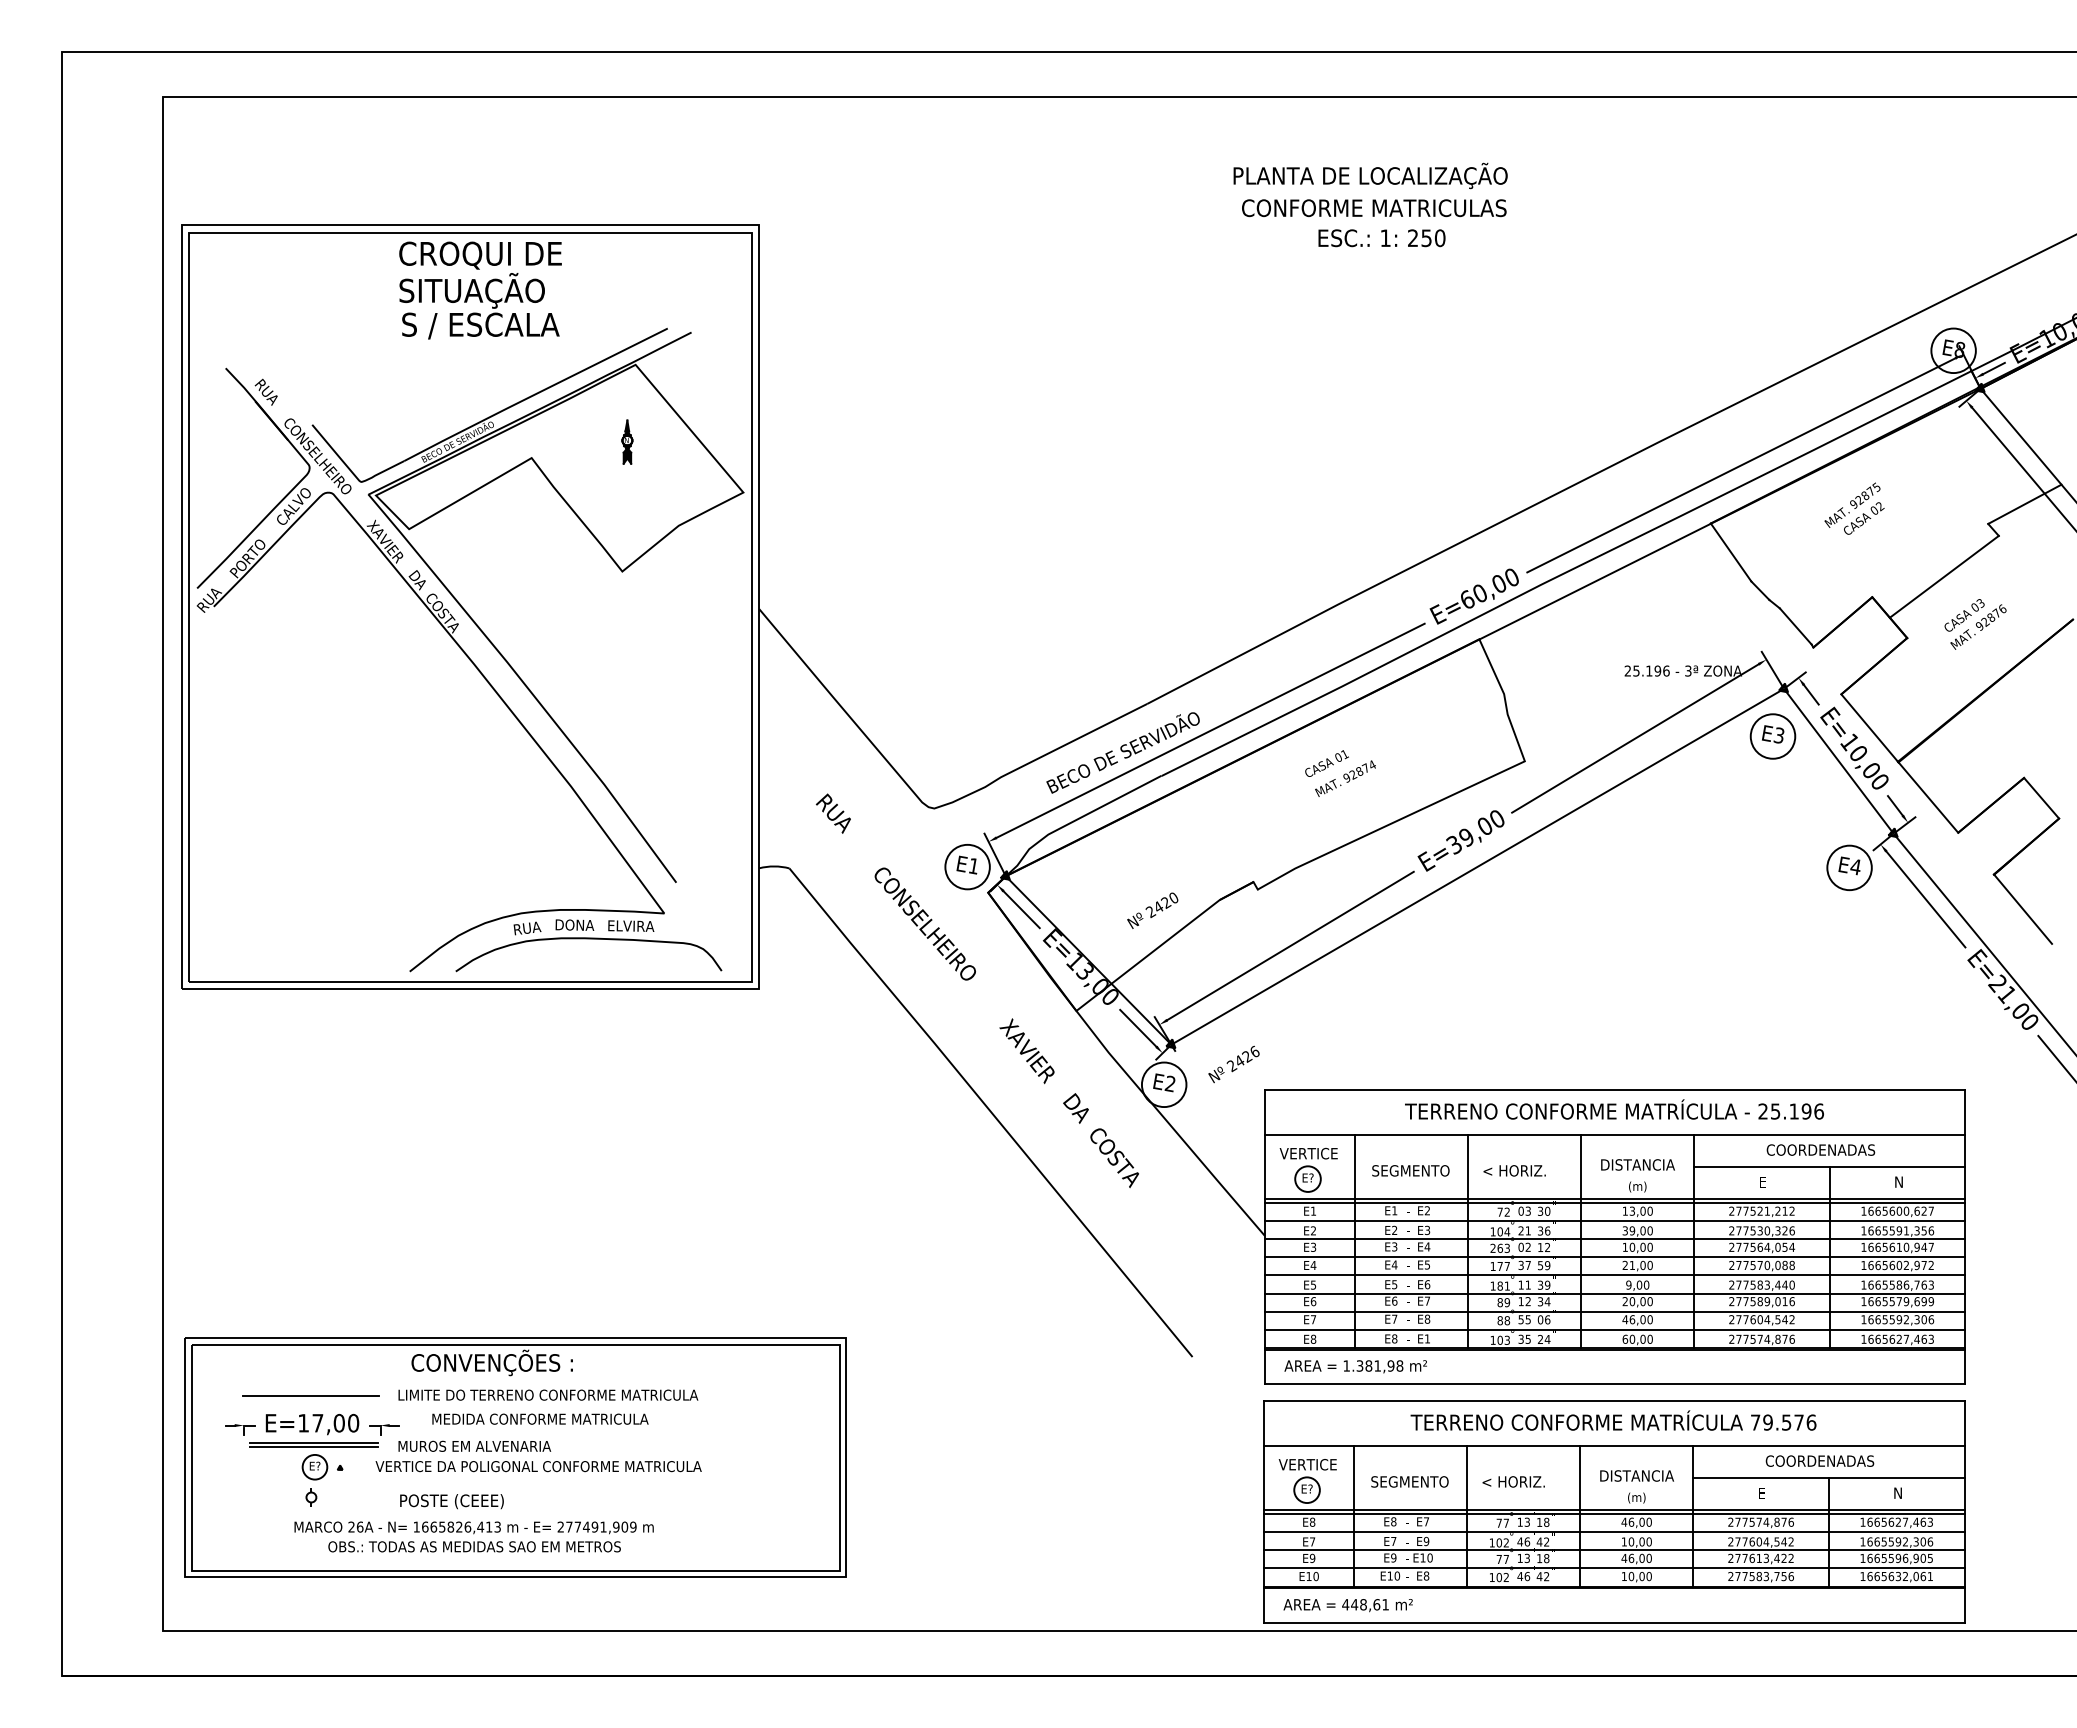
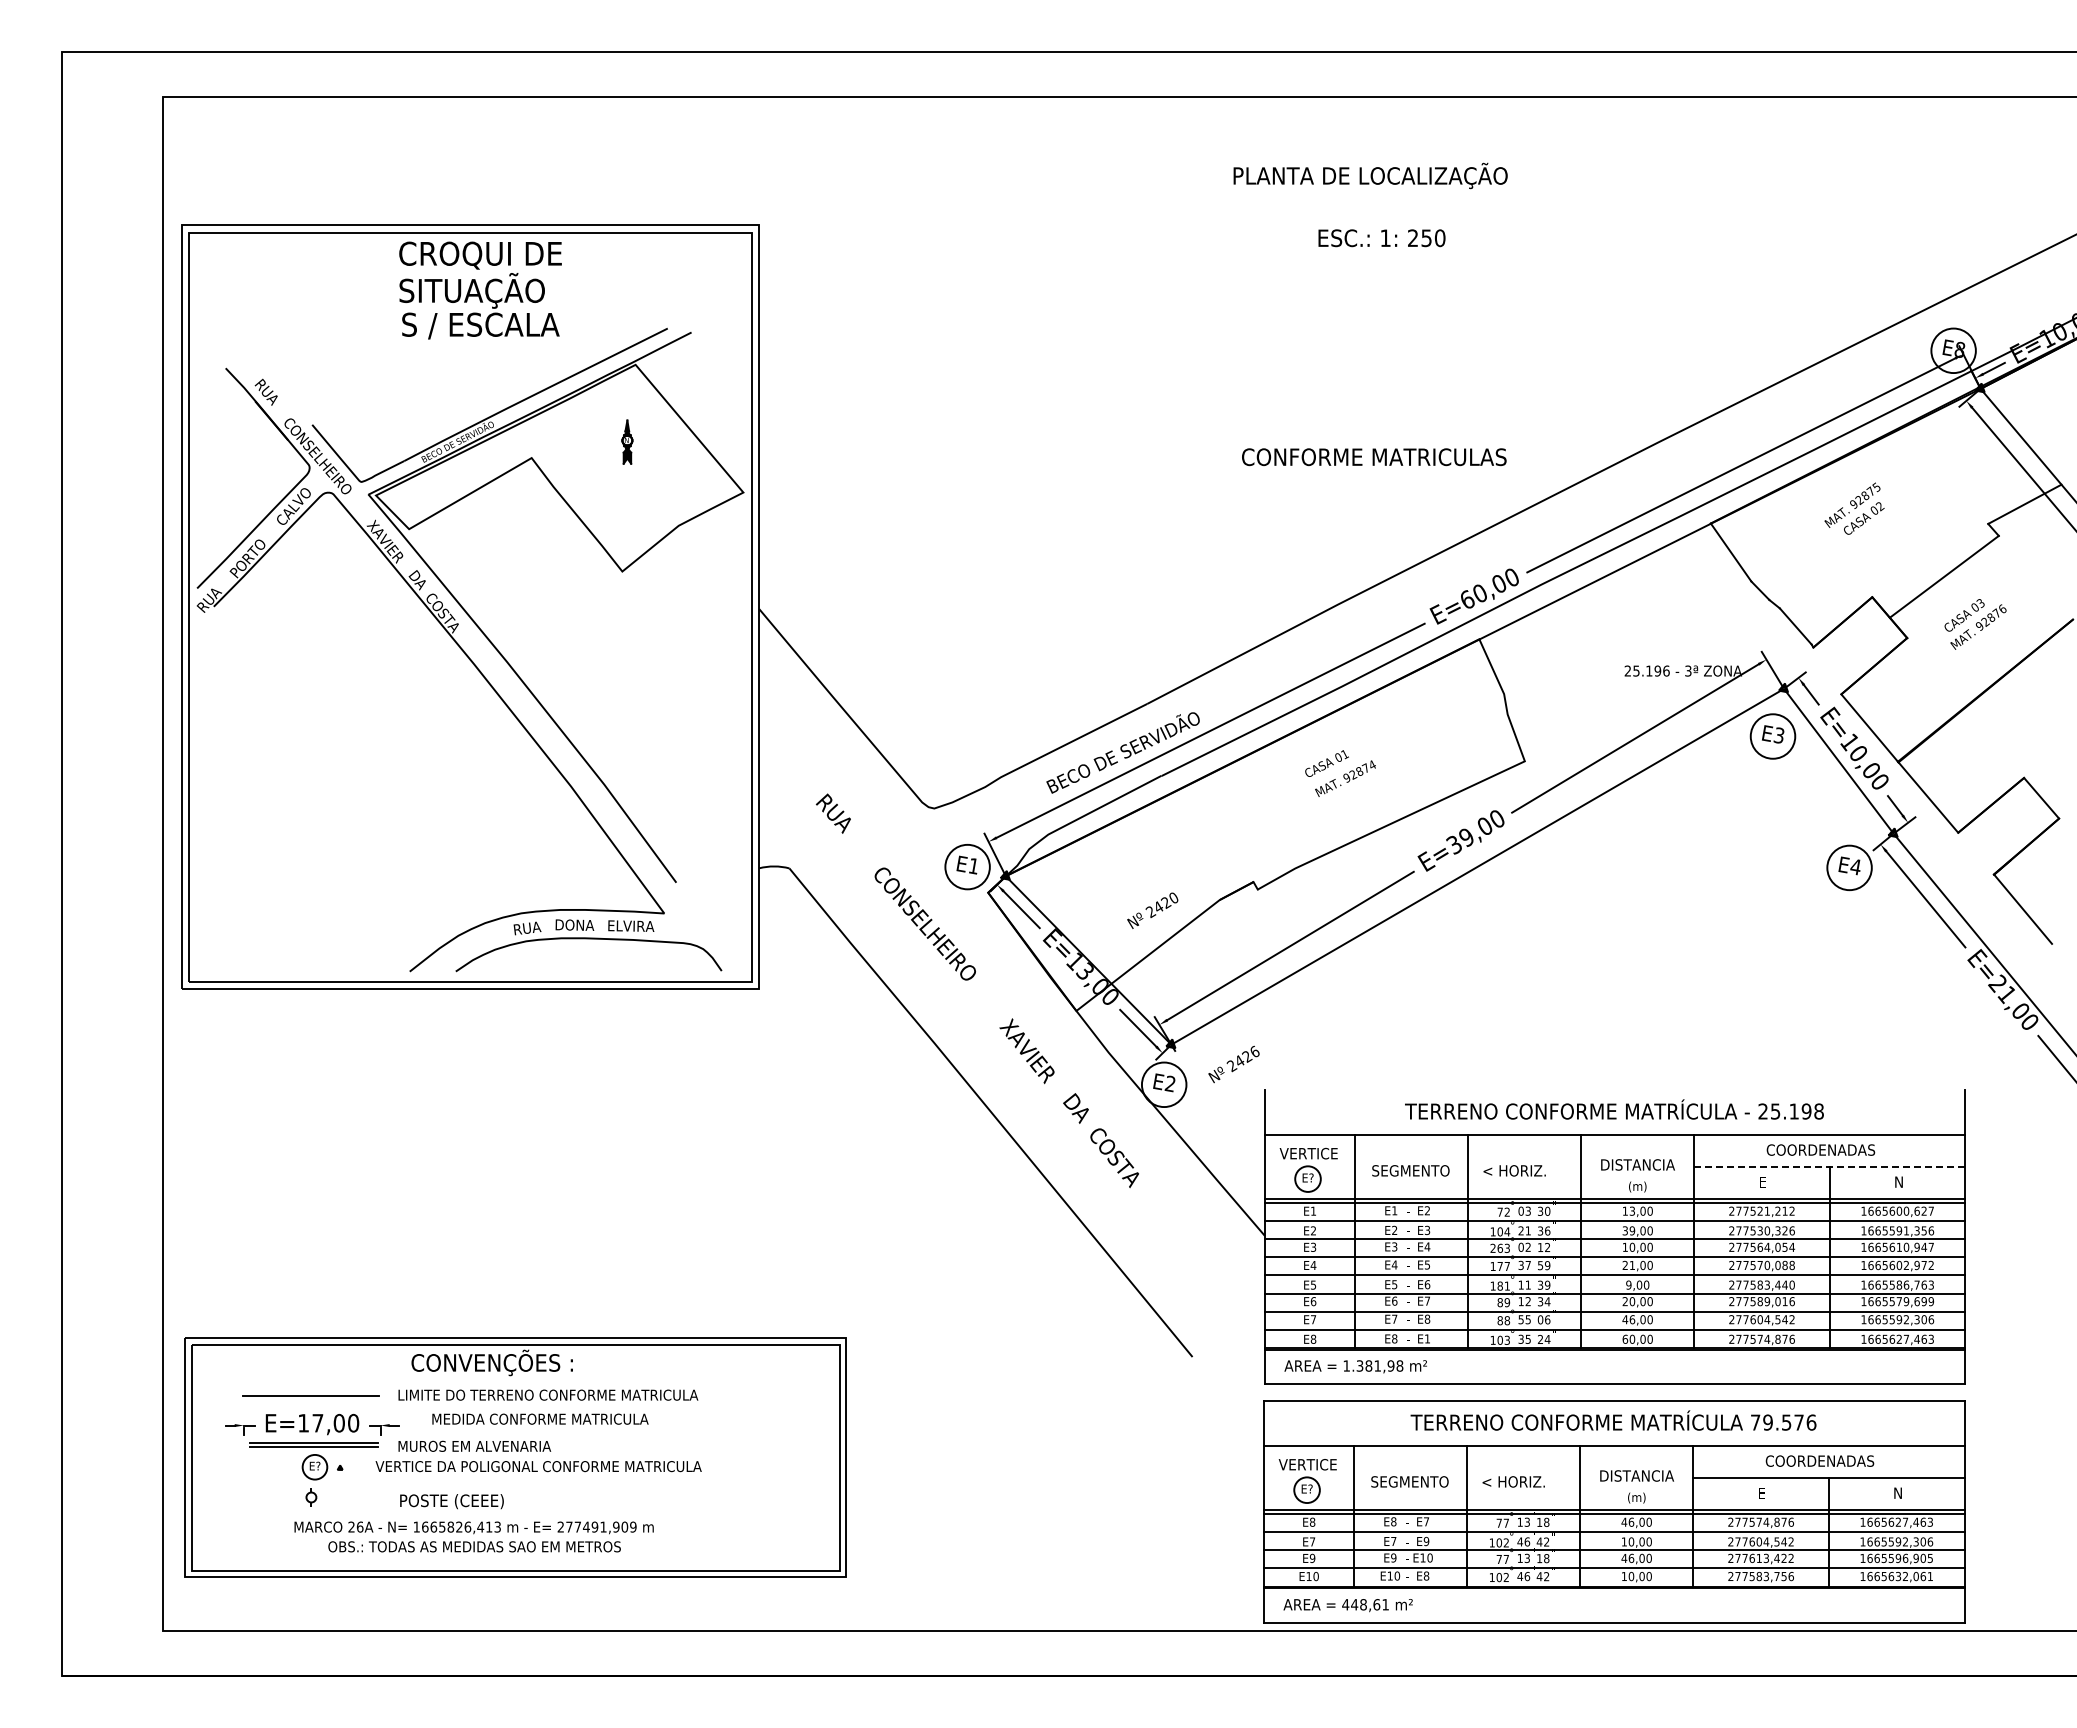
text position: (1374, 208) -> (1374, 457) (1374, 457)
line: present -> none (1614, 1090)
text: 25.196 -> 25.198 (1819, 1111)
line: solid -> dashed (1829, 1166)
